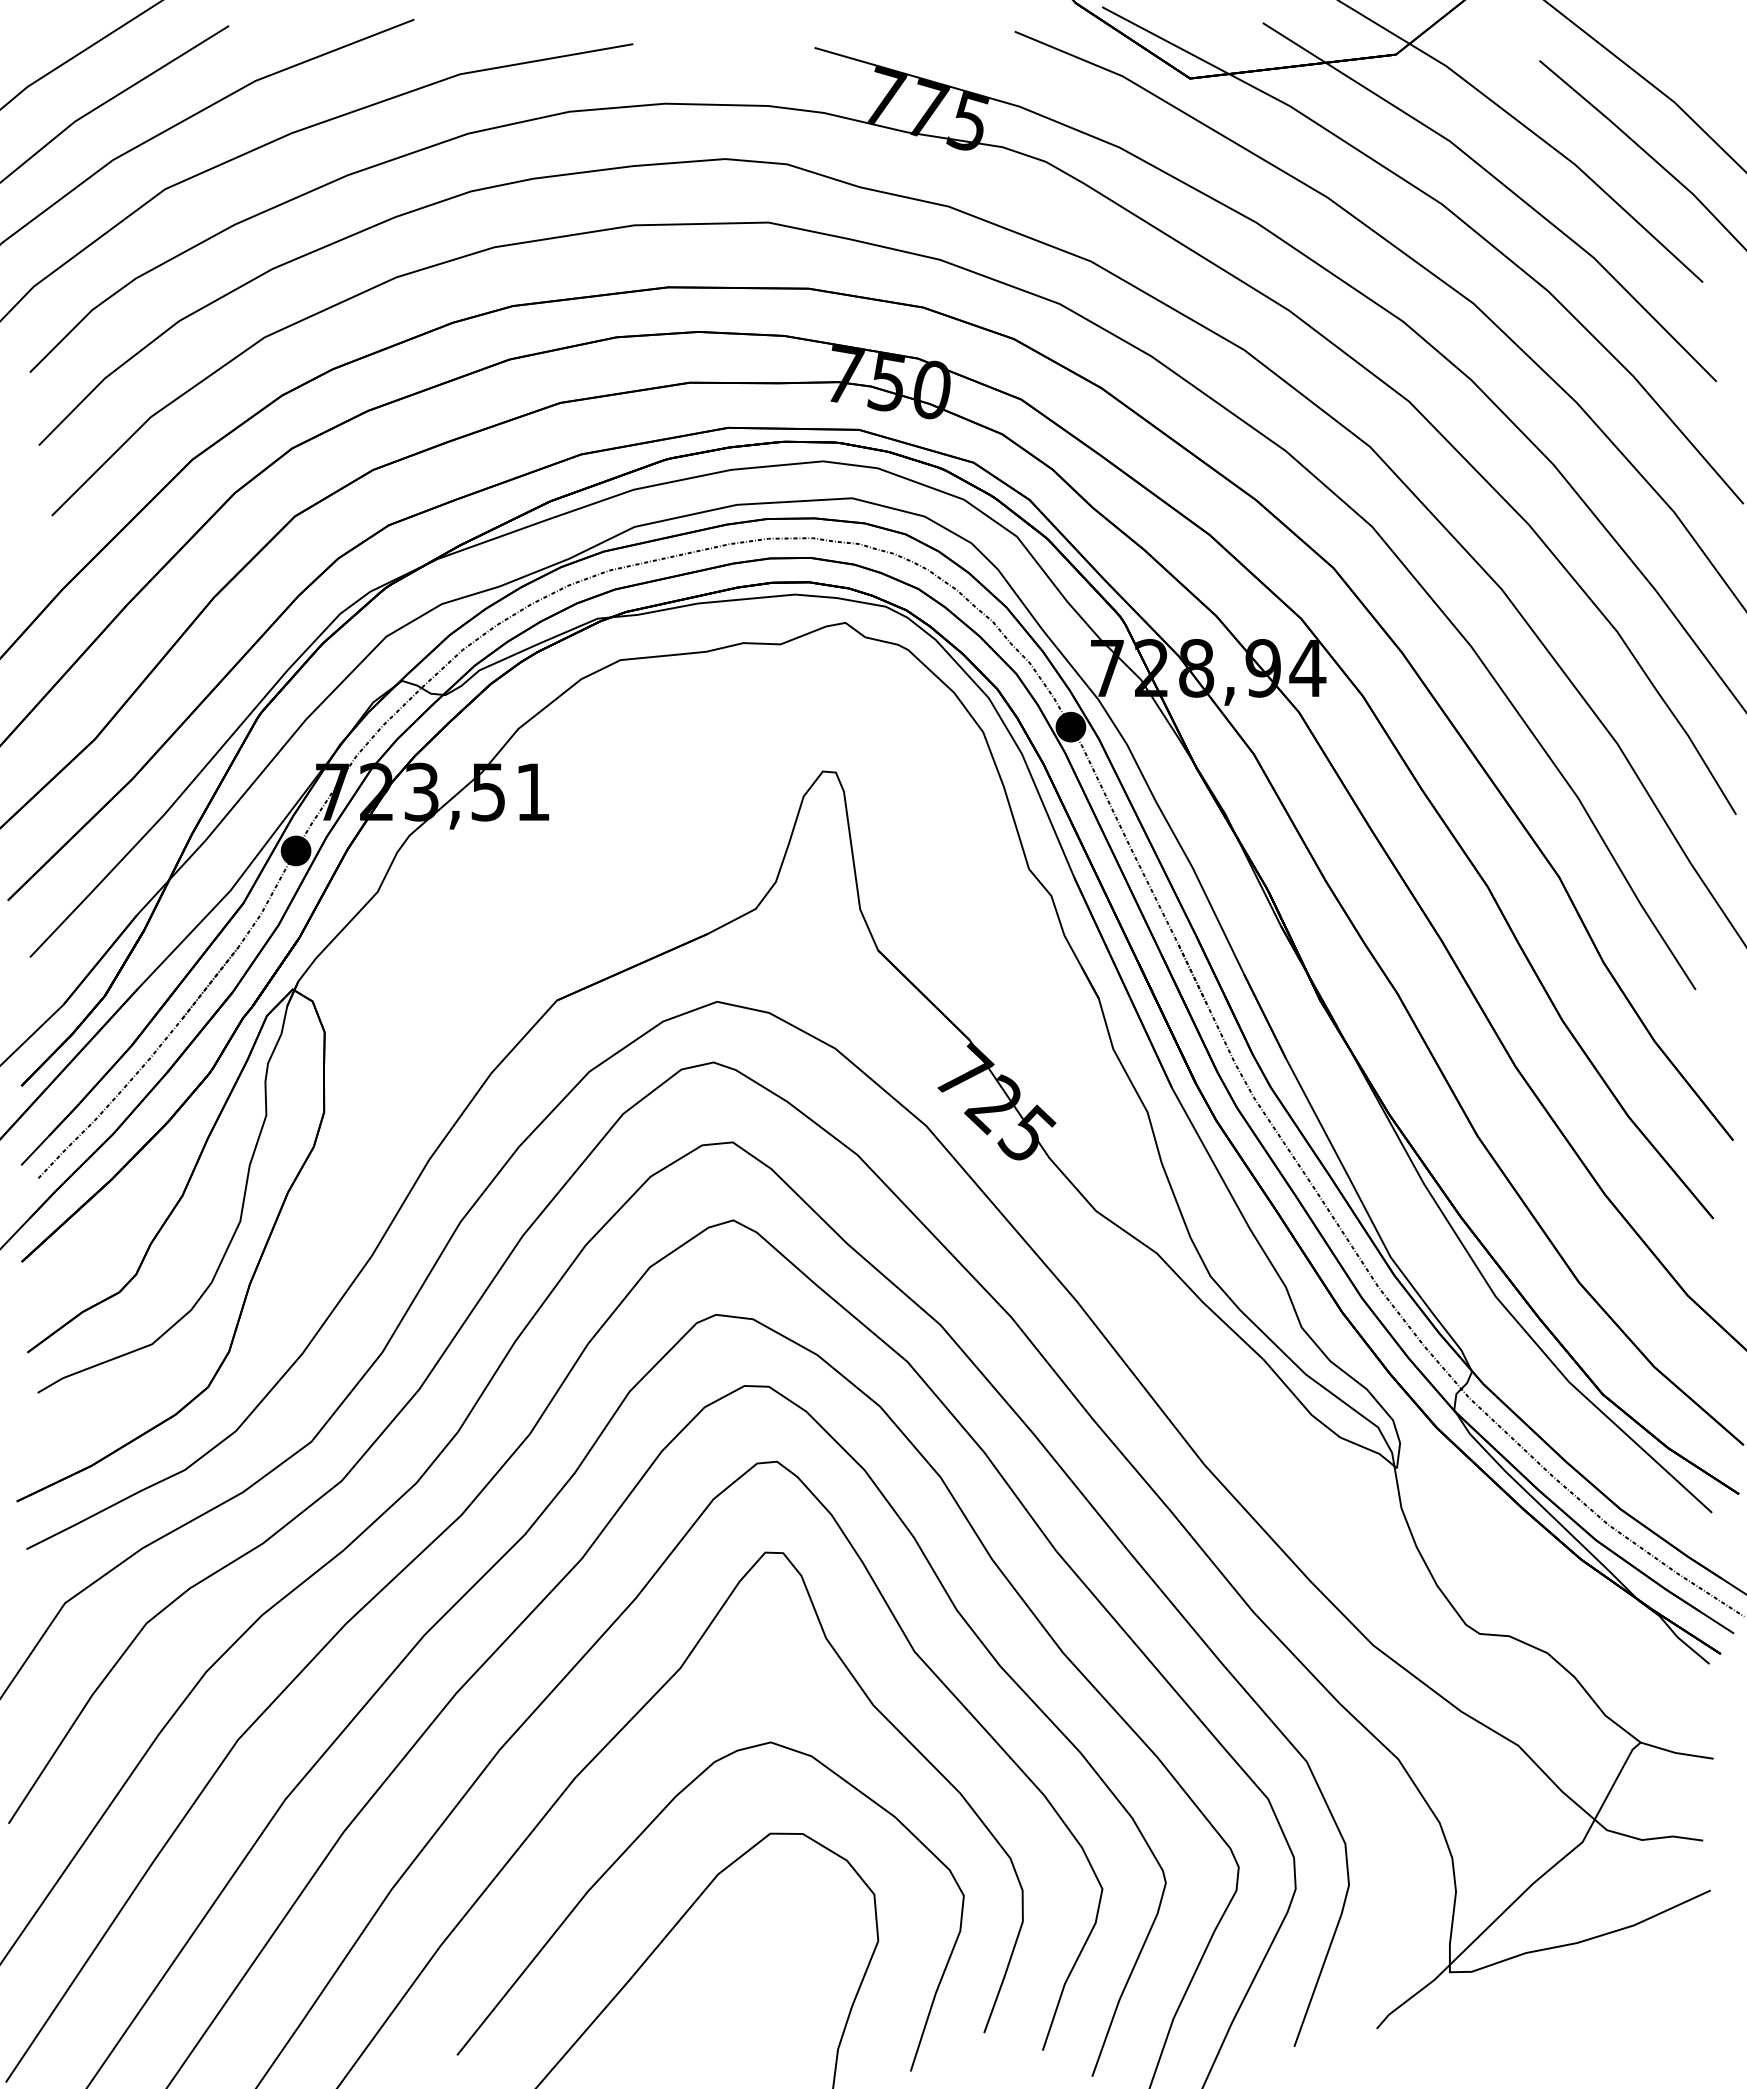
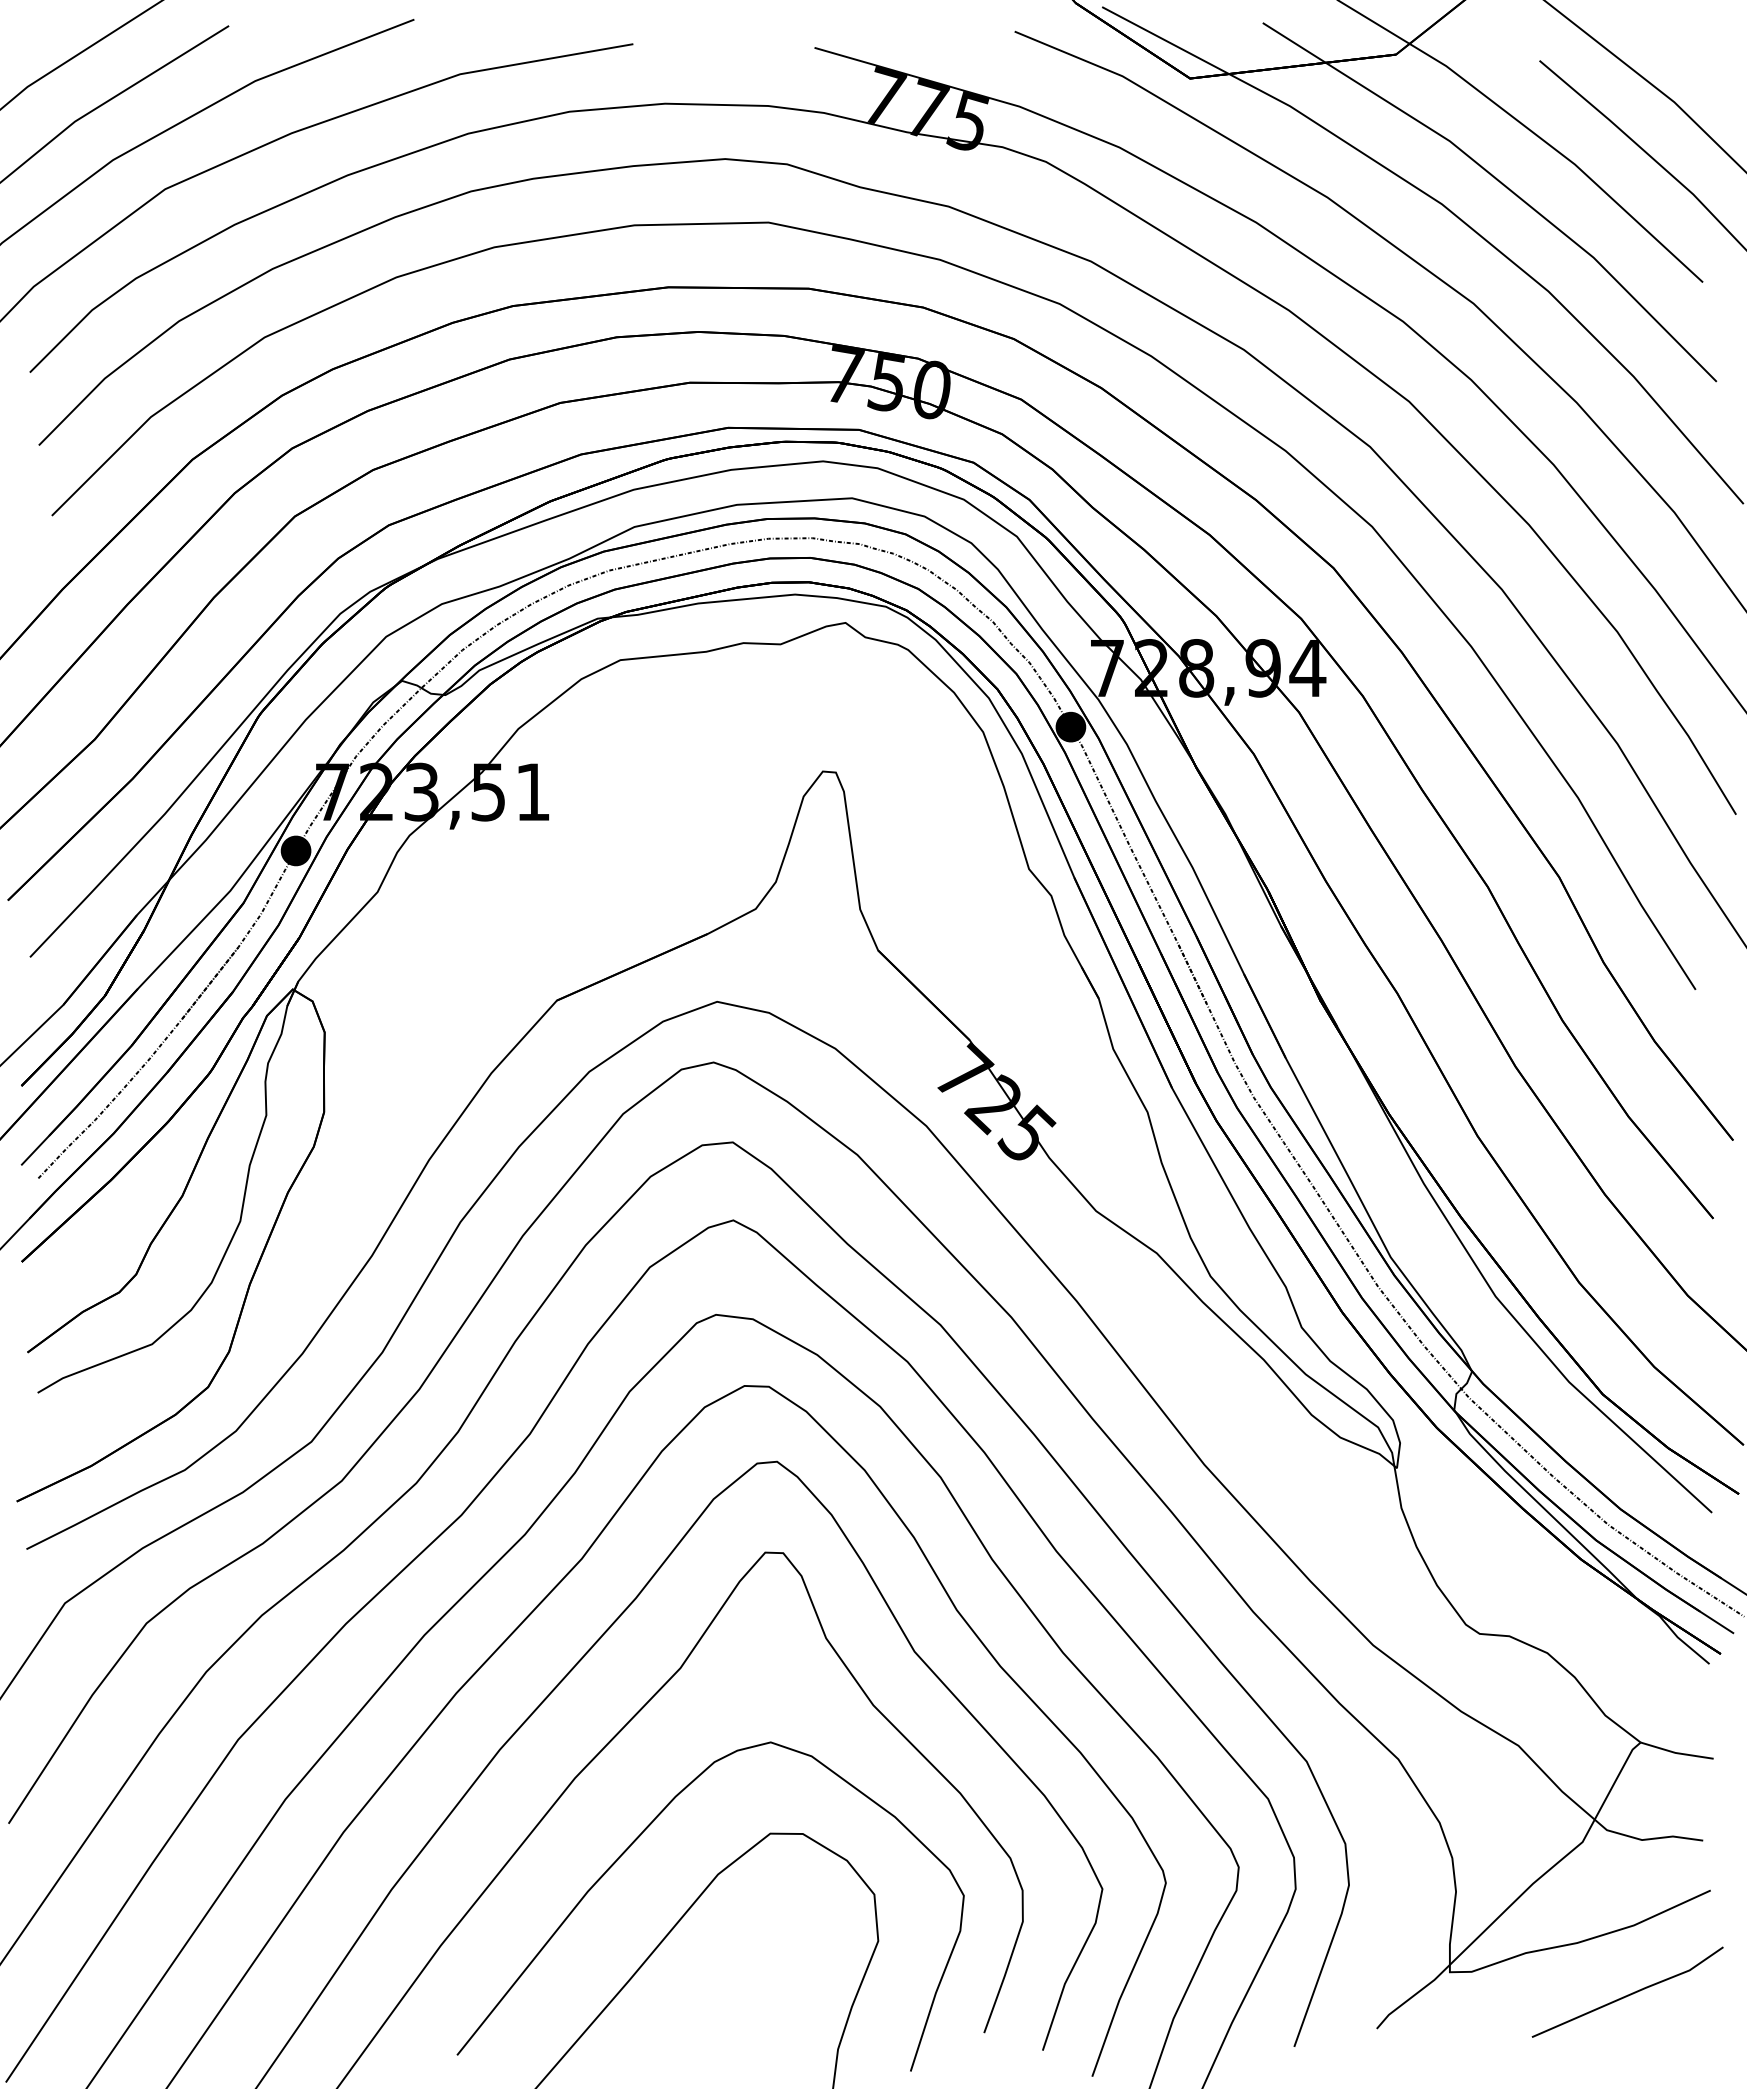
line: none -> present (1627, 1994)
